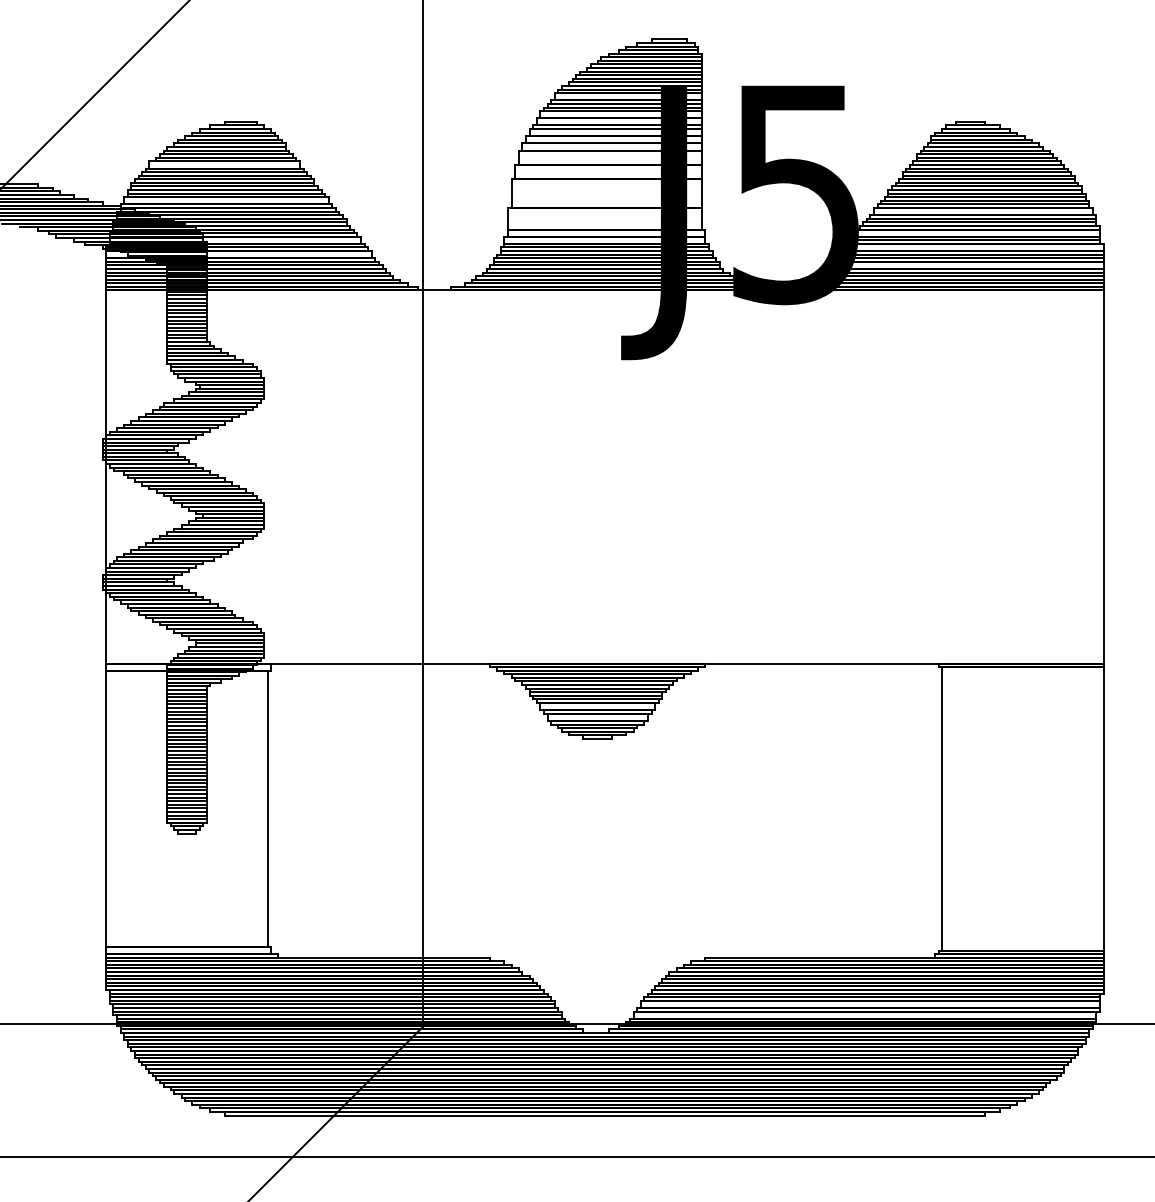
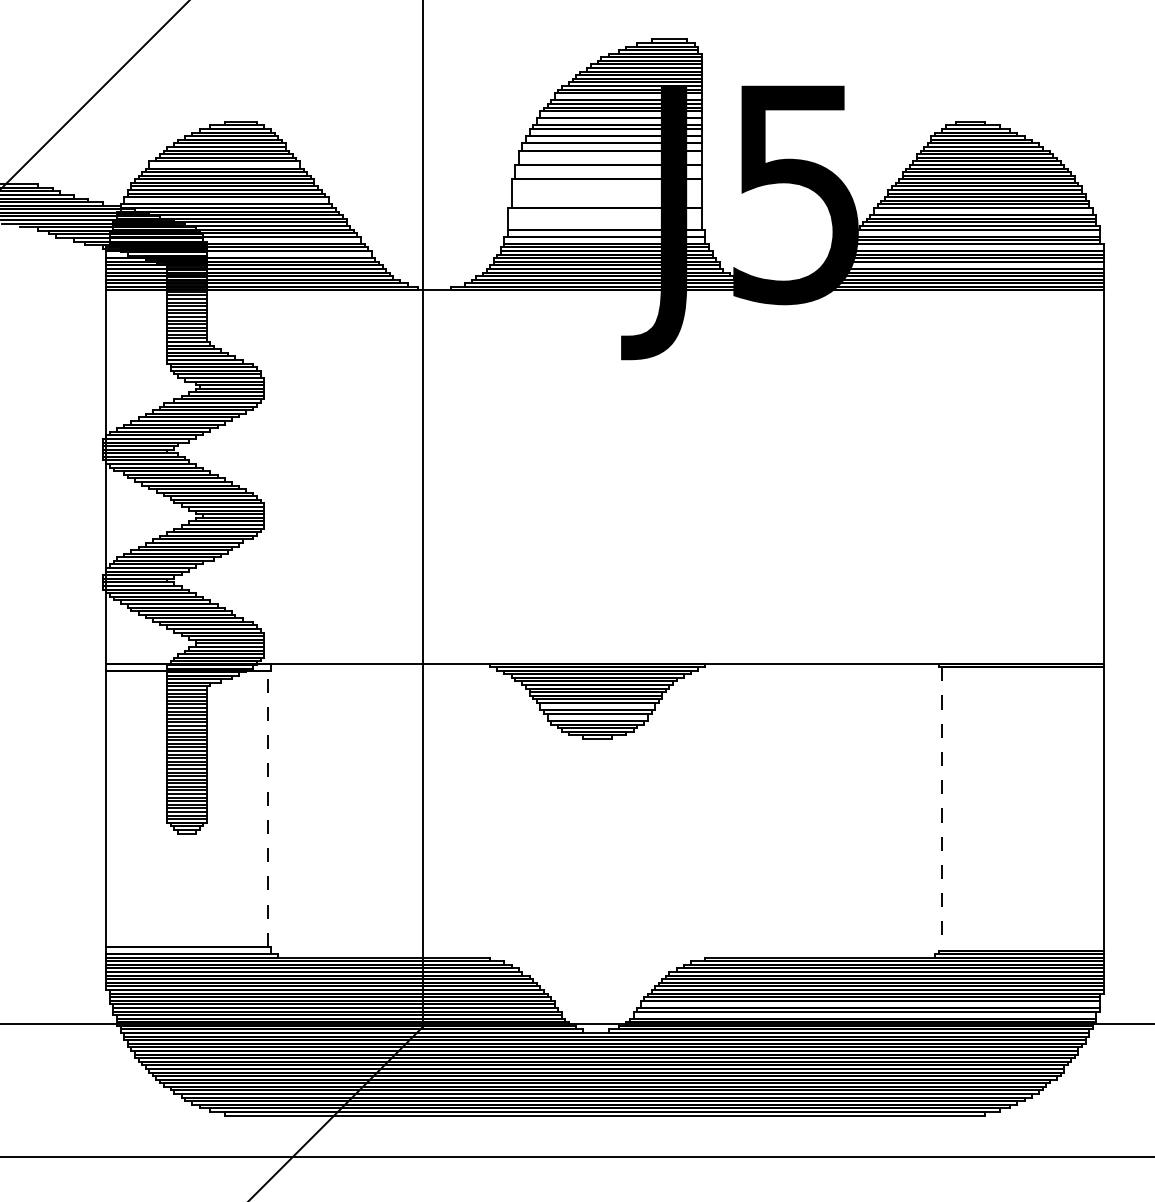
line: solid -> dashed (267, 808)
line: solid -> dashed (942, 808)
